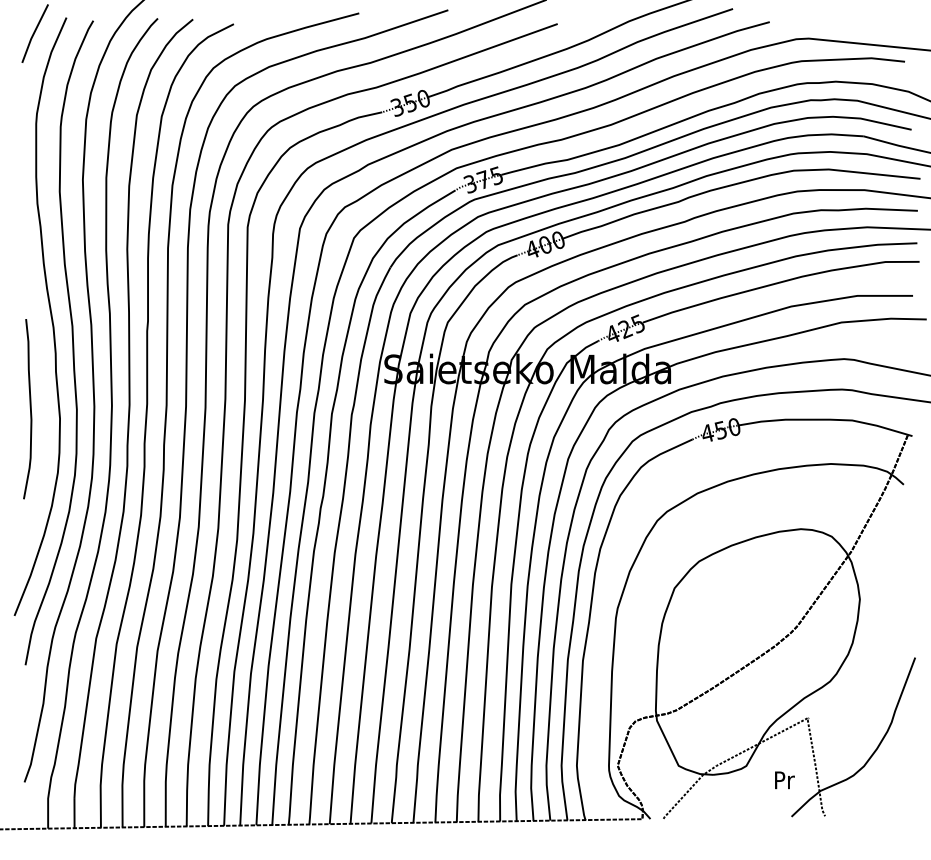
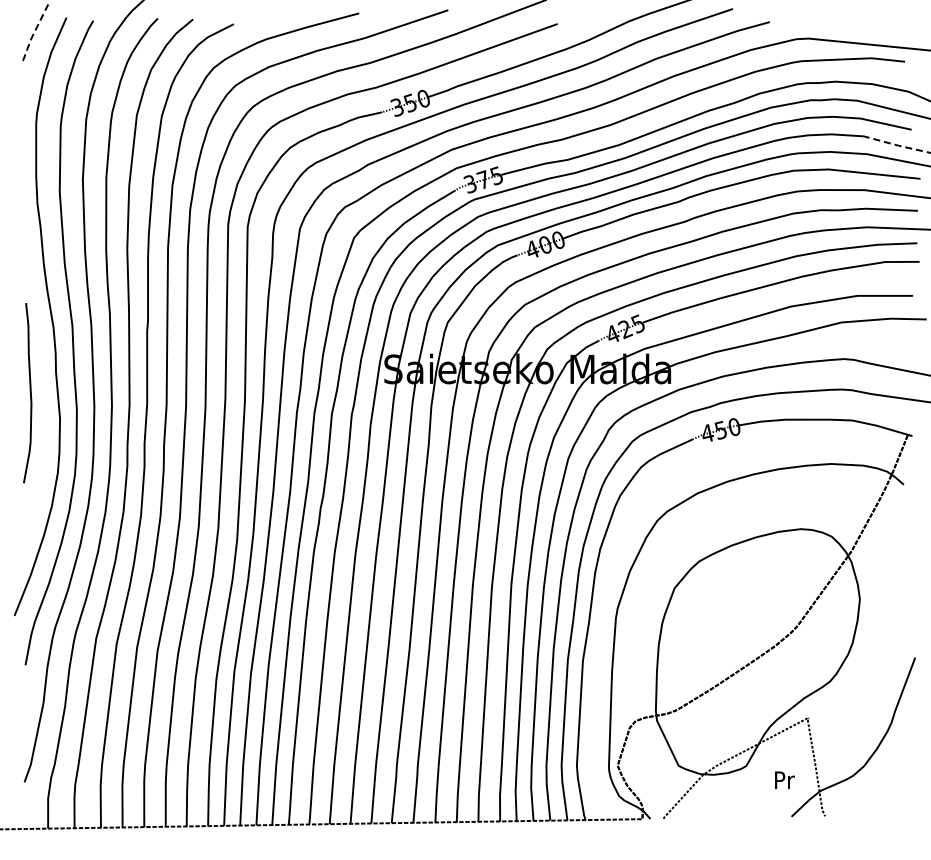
line: solid -> dashed (33, 33)
line: solid -> dashed (896, 145)
curve position: (29, 407) -> (29, 391) (29, 391)
